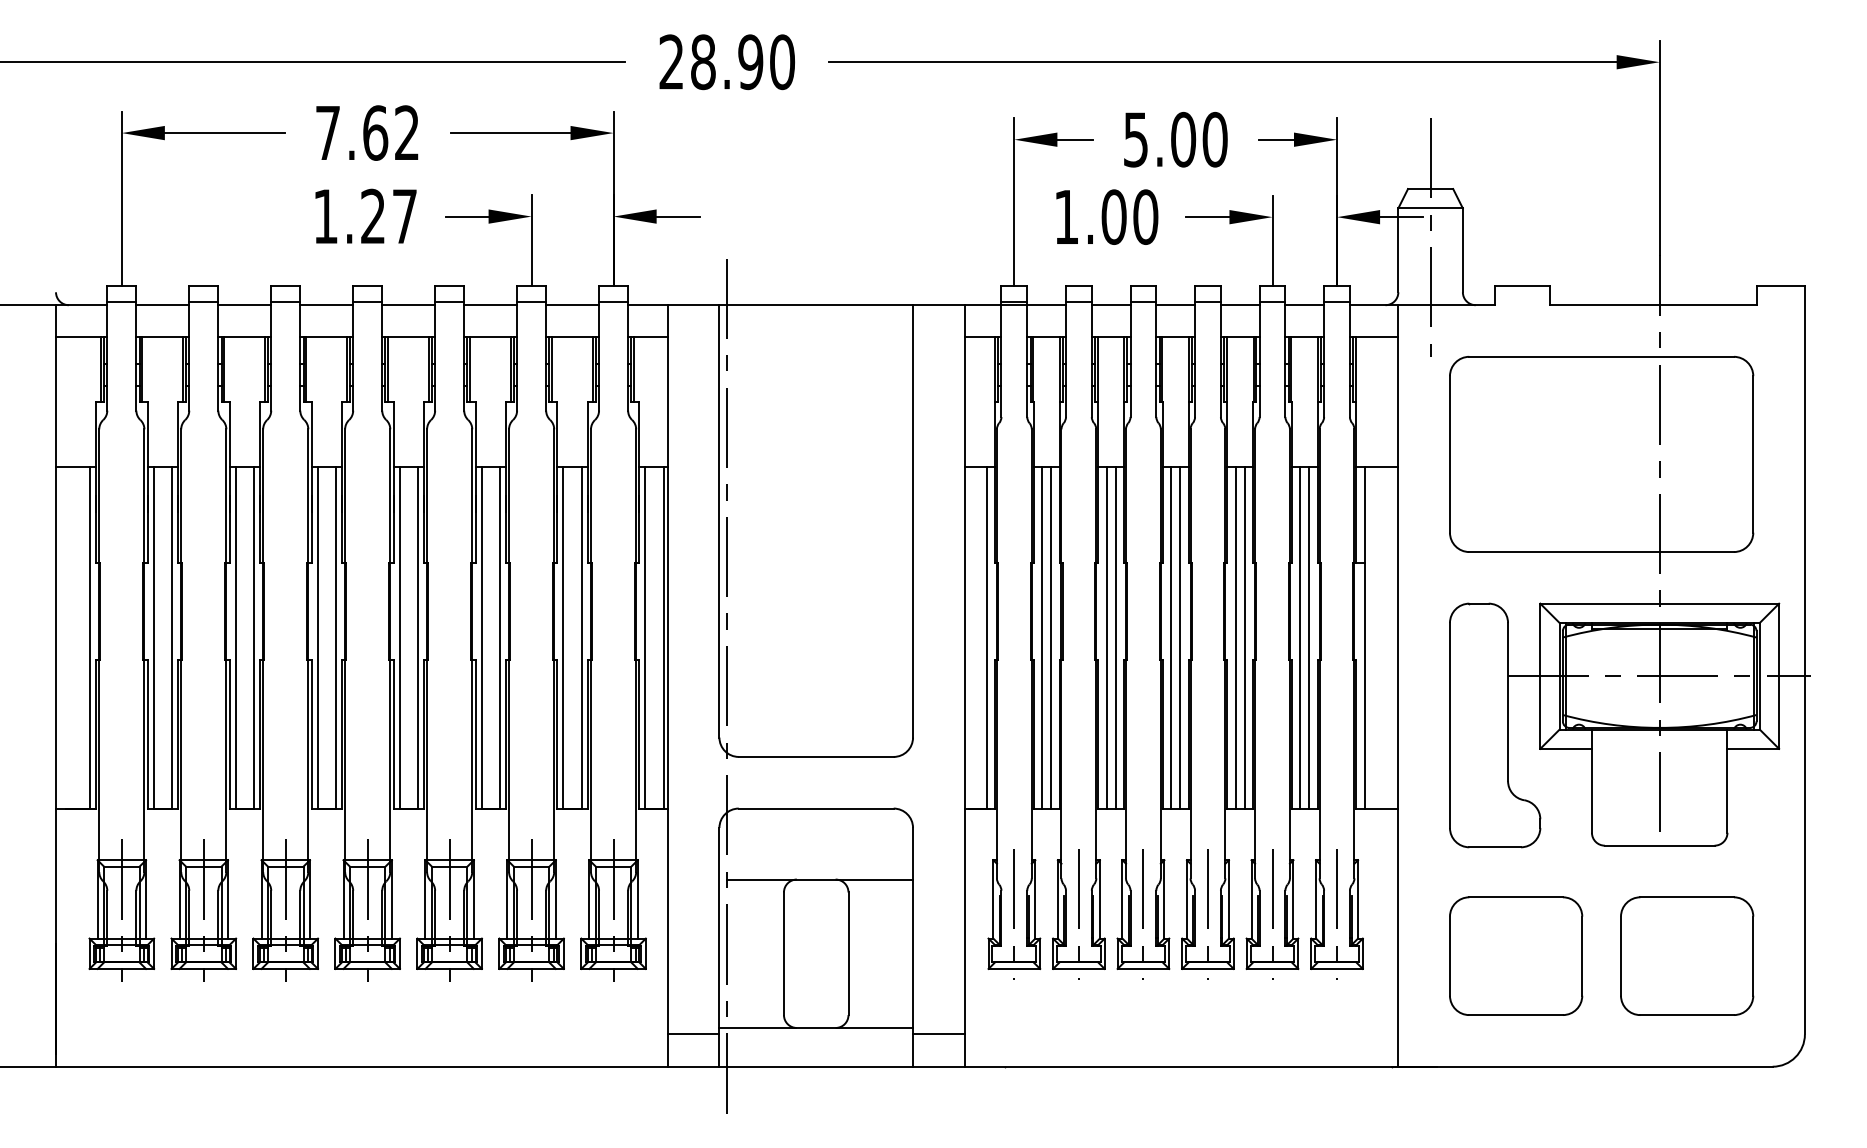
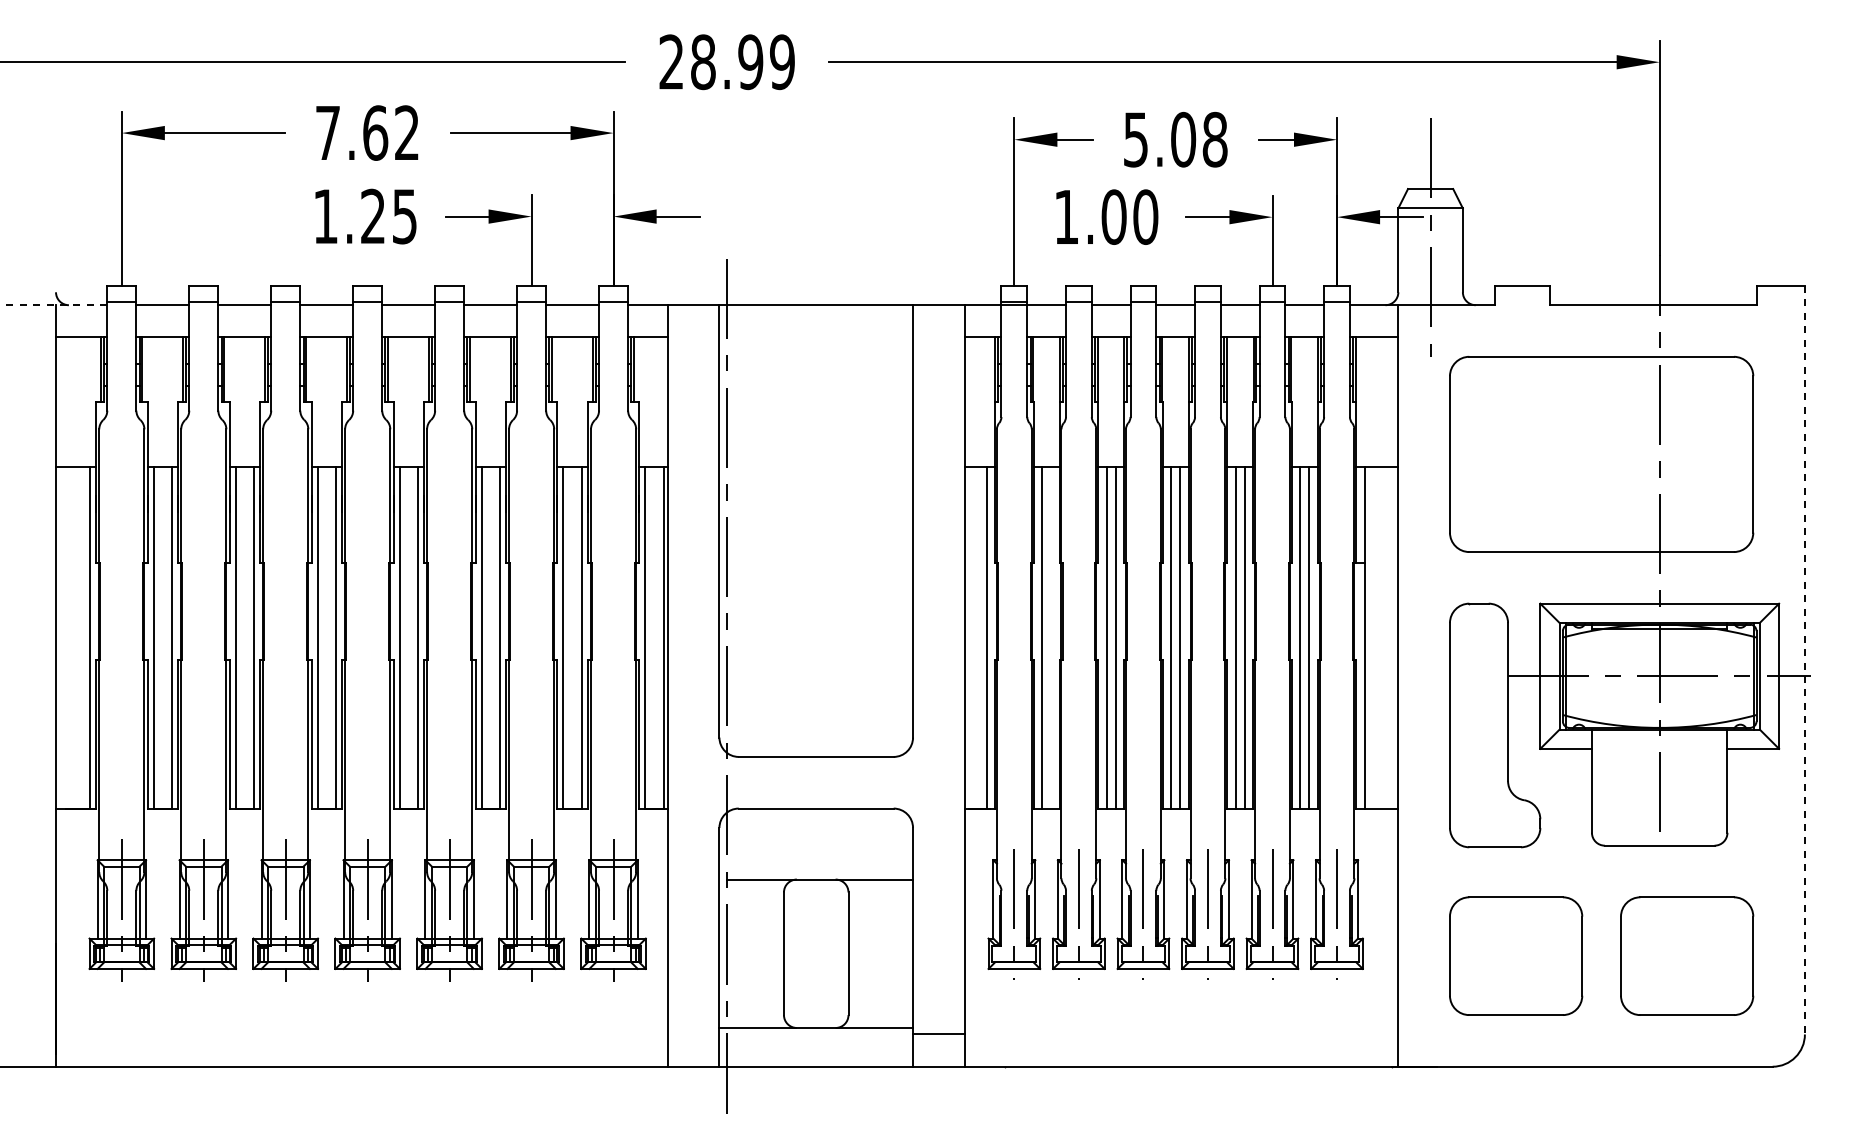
text: 28.90 -> 28.99 (782, 62)
text: 5.00 -> 5.08 (1214, 139)
text: 1.27 -> 1.25 (404, 216)
line: solid -> dashed (53, 305)
line: present -> none (1051, 637)
line: solid -> dashed (1804, 660)
line: present -> none (693, 1034)
